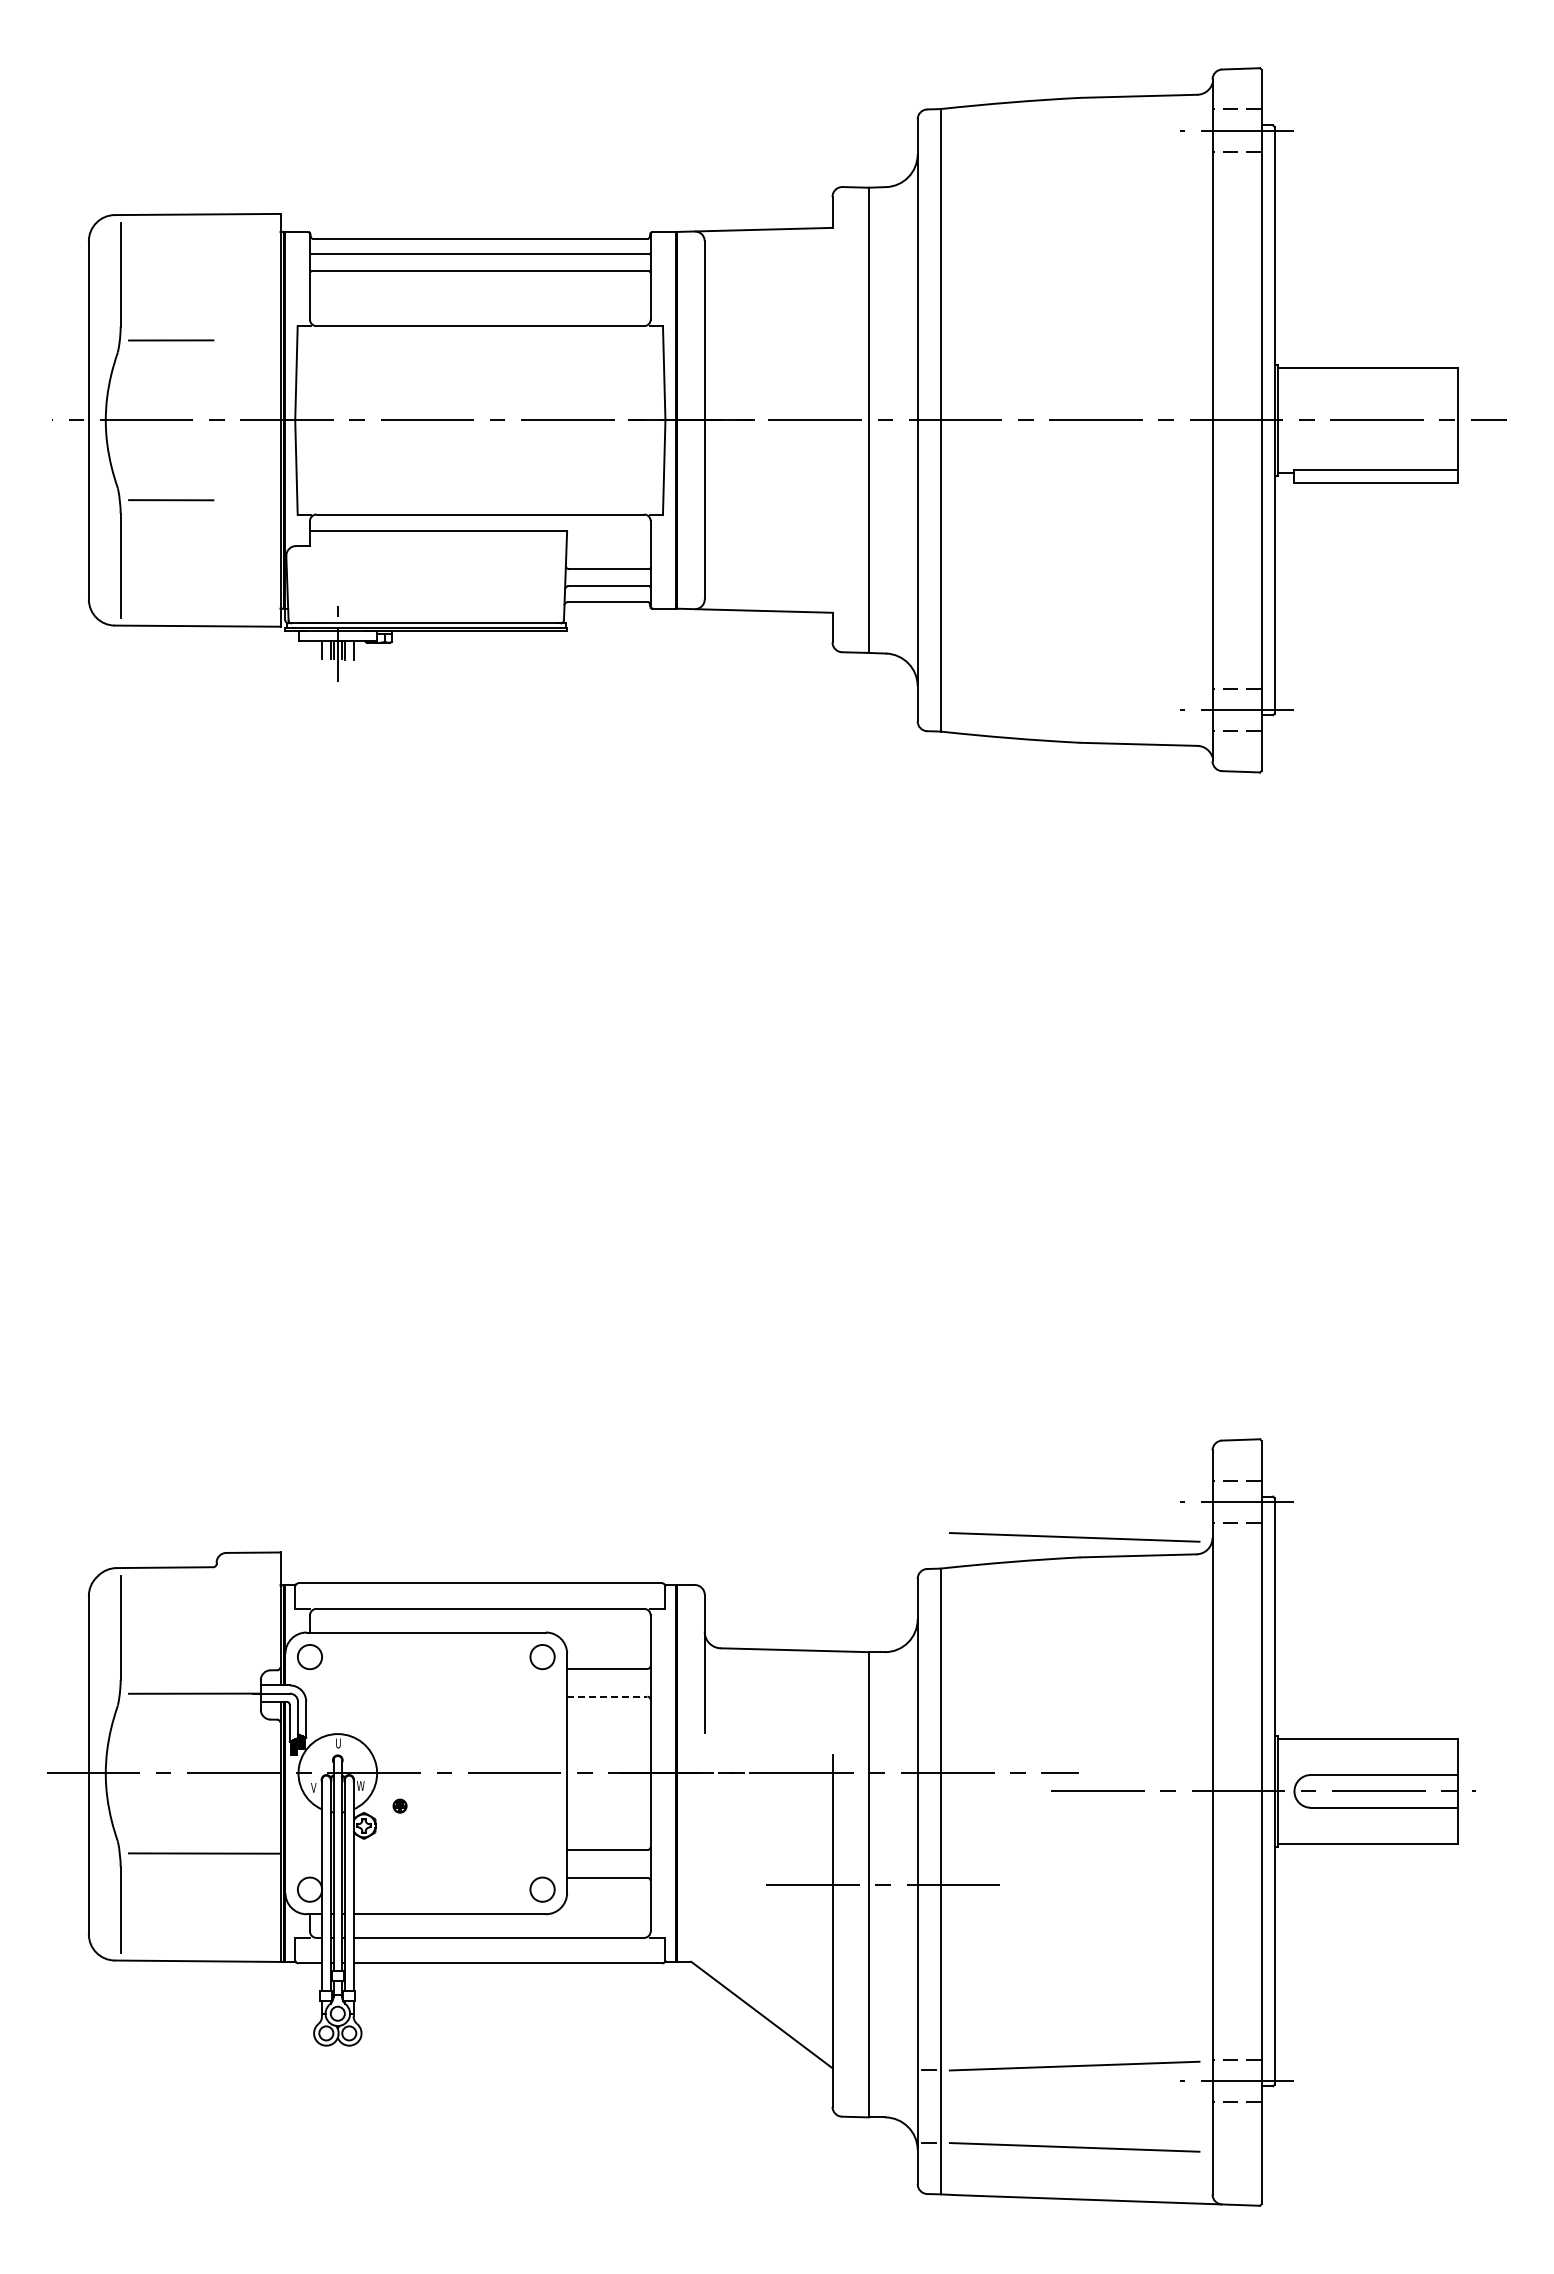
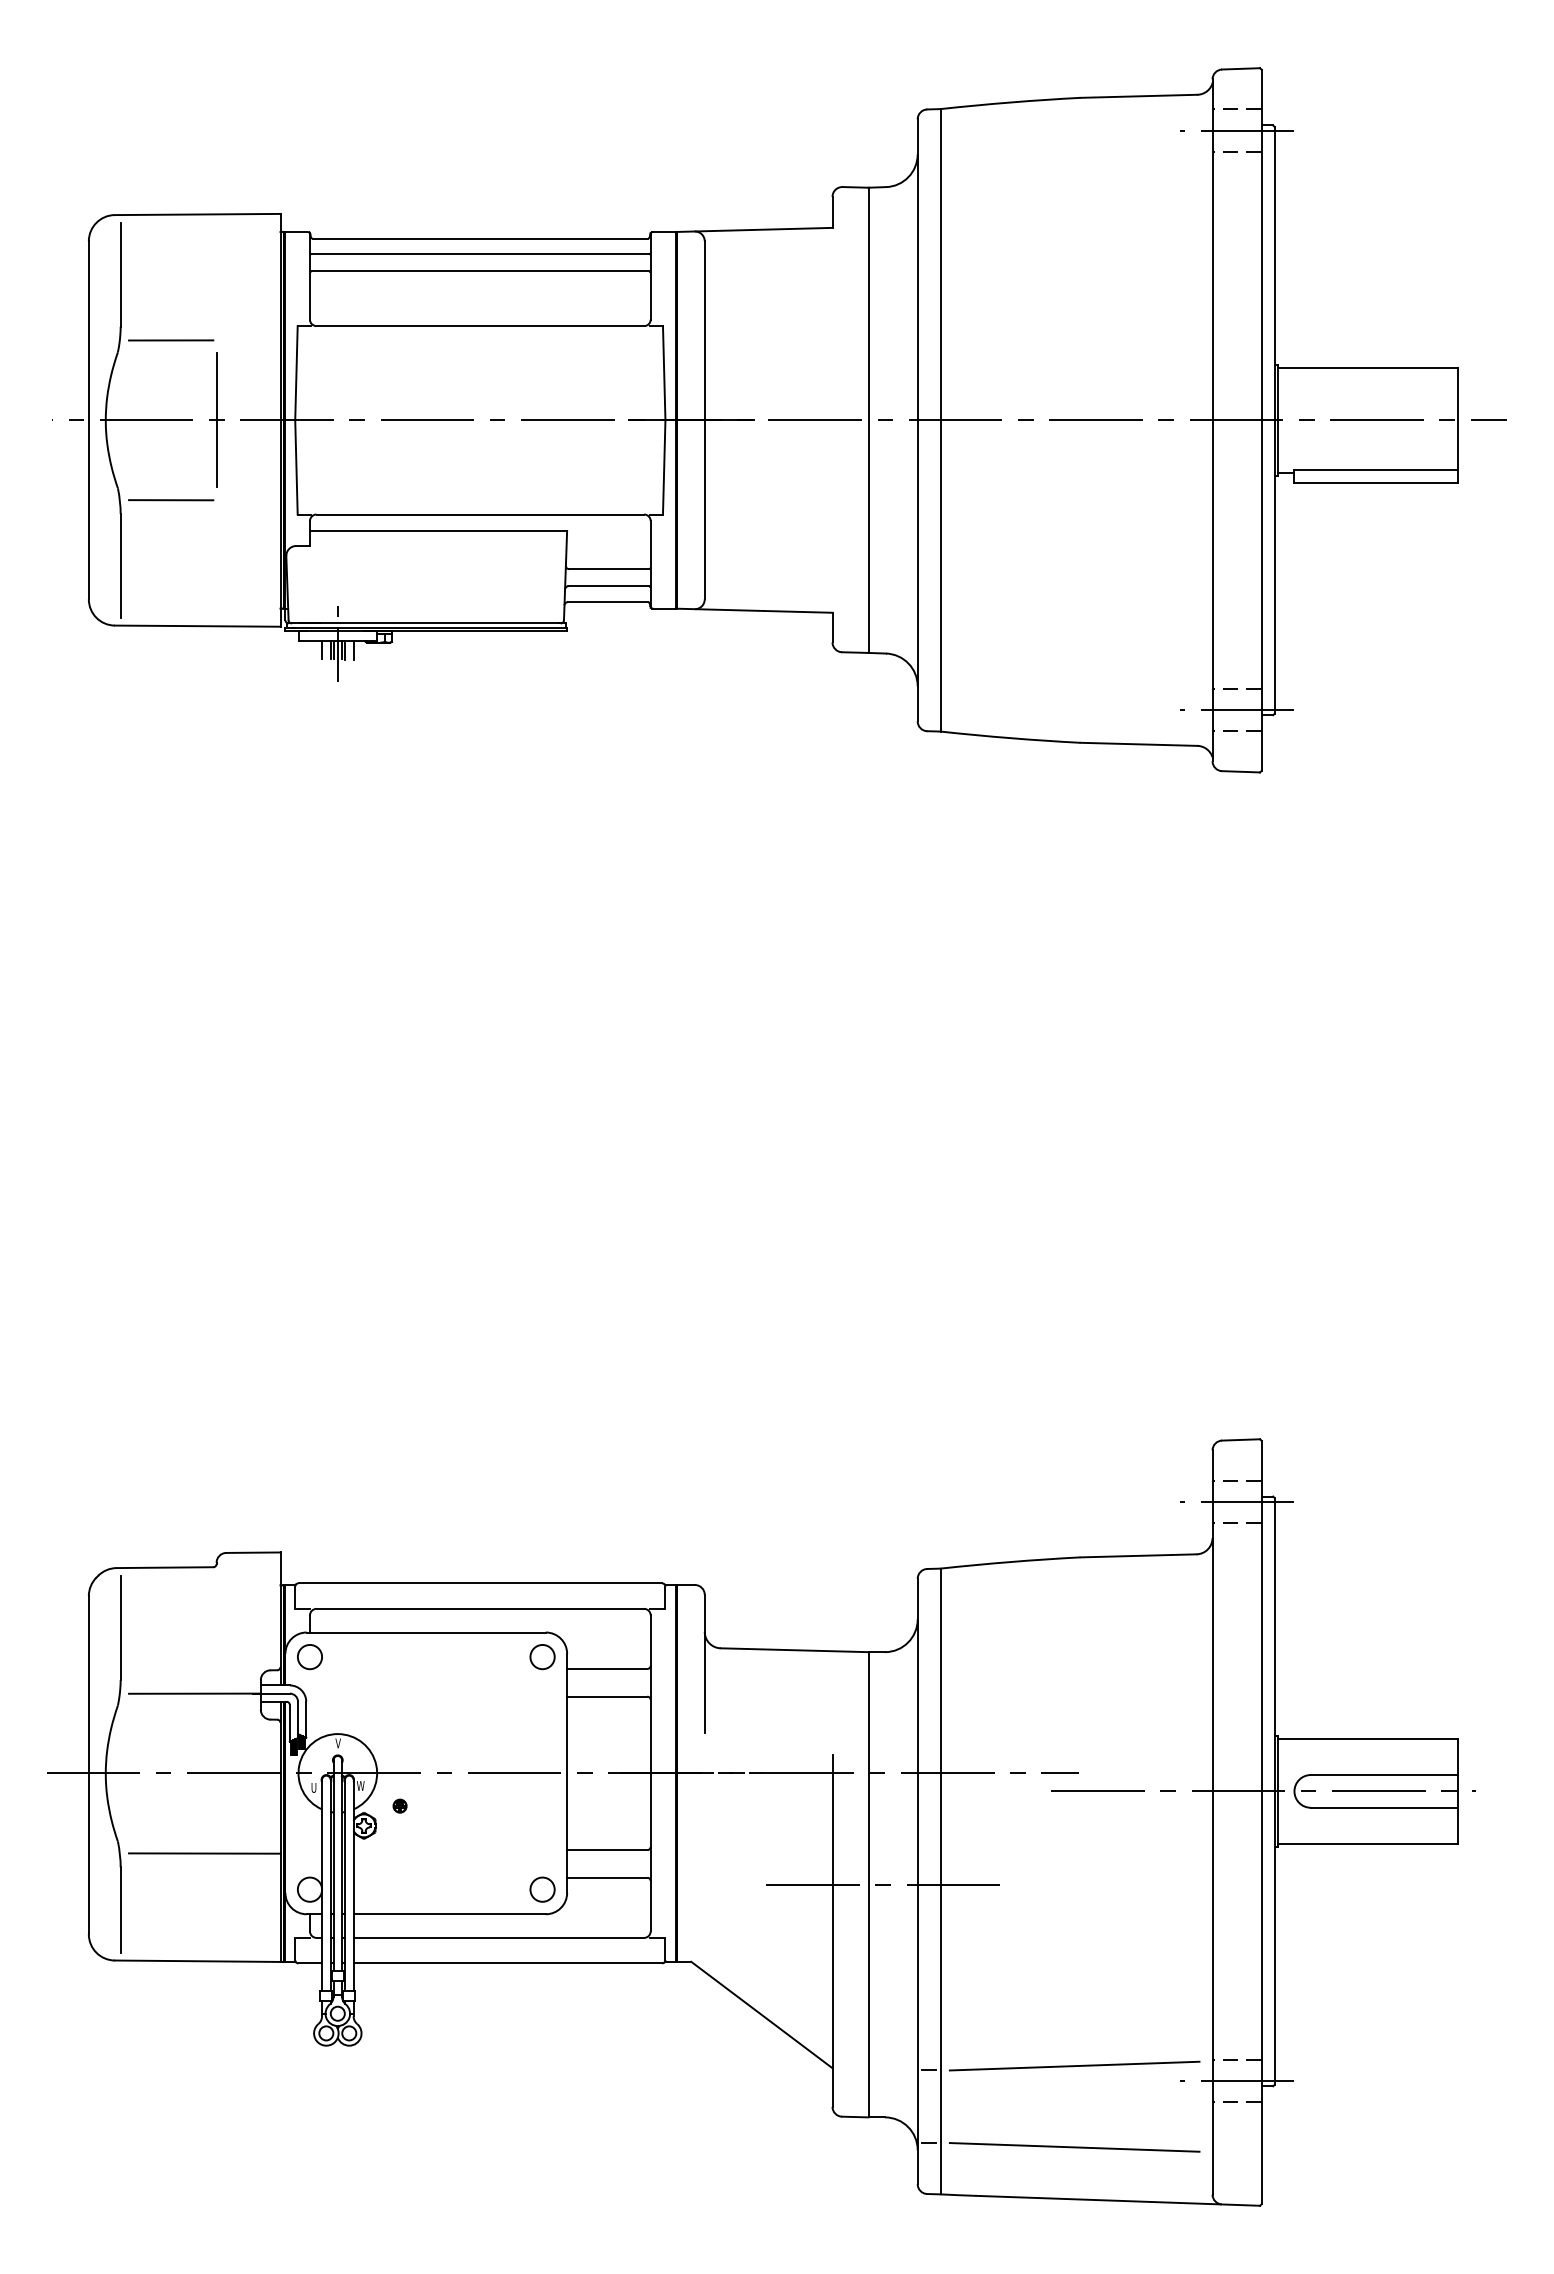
line: none -> present (216, 420)
line: present -> none (1074, 1537)
line: dashed -> solid (607, 1696)
text: U -> V (337, 1743)
text: V -> U (313, 1787)
